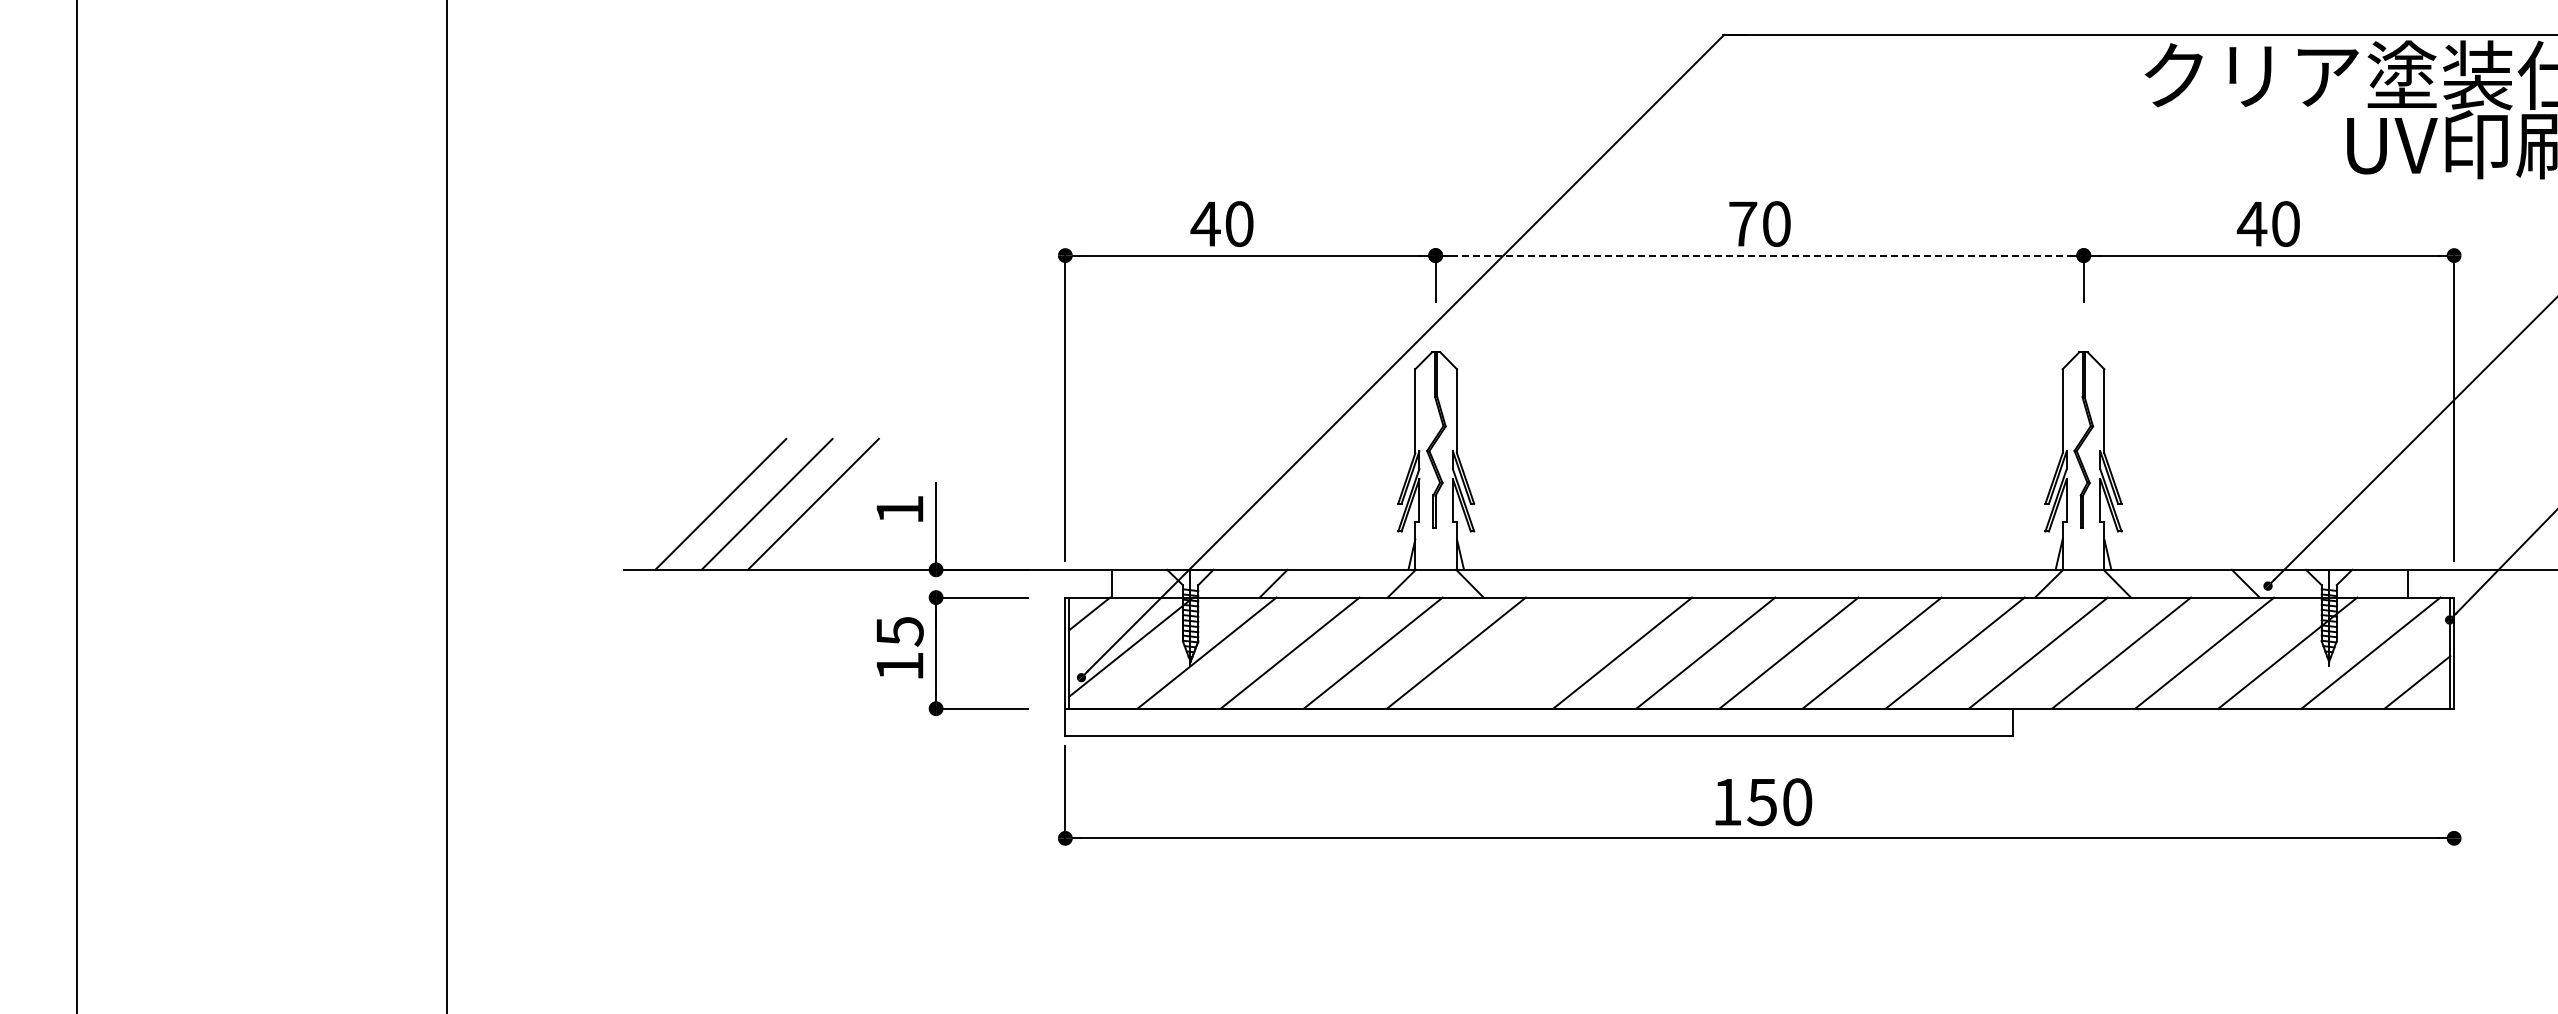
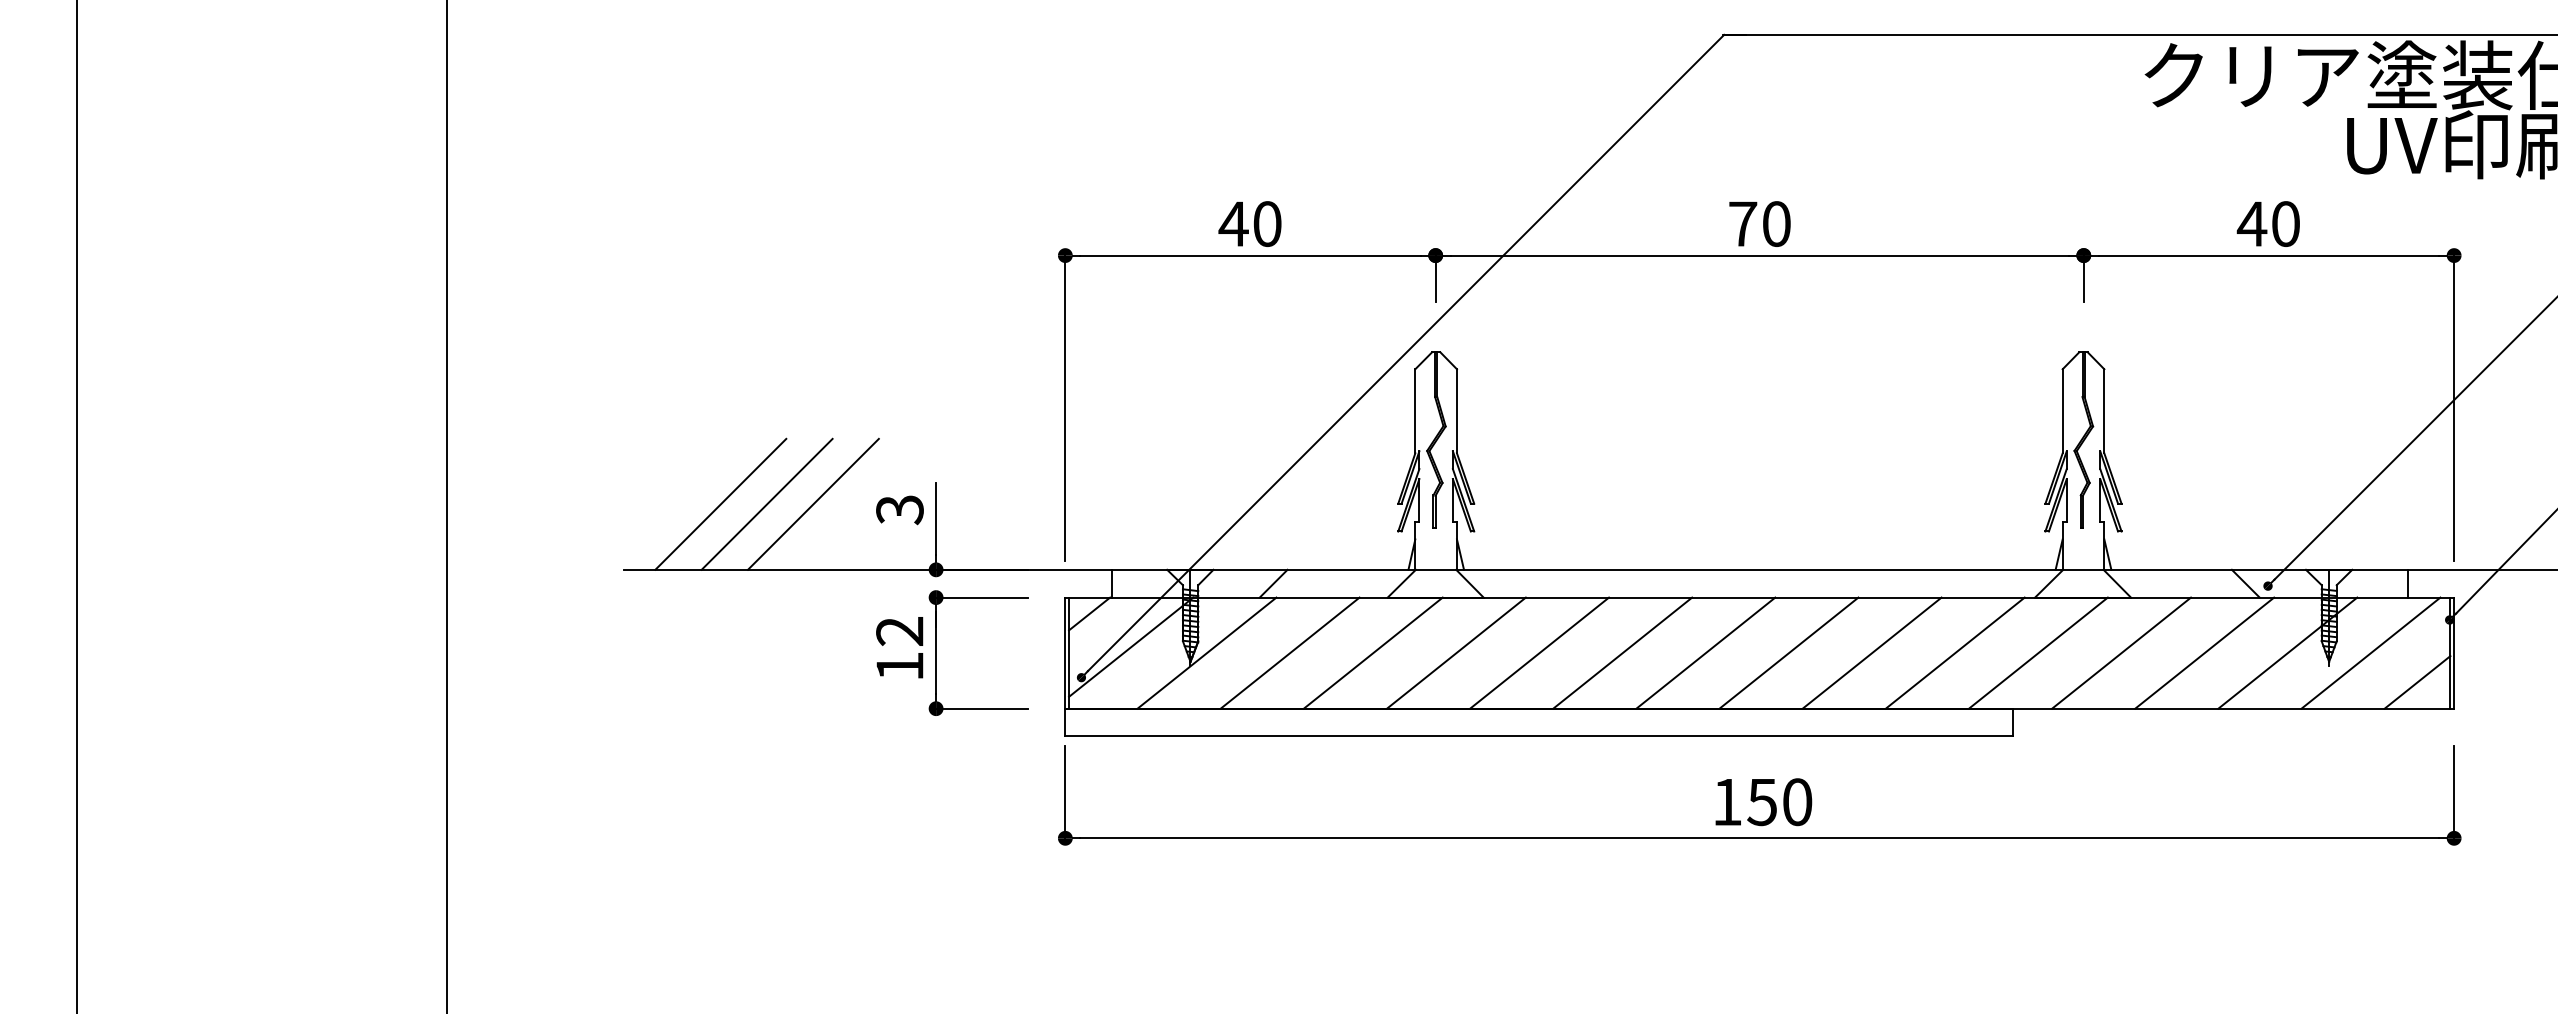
text position: (1221, 223) -> (1249, 223) (1249, 223)
line: dashed -> solid (1760, 255)
text: 1 -> 3 (899, 510)
text: 15 -> 12 (899, 631)
line: none -> present (1539, 652)
line: none -> present (2454, 791)
